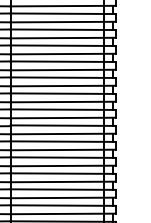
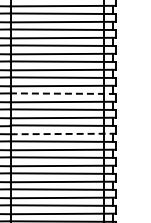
line: solid -> dashed (63, 93)
line: solid -> dashed (63, 133)
